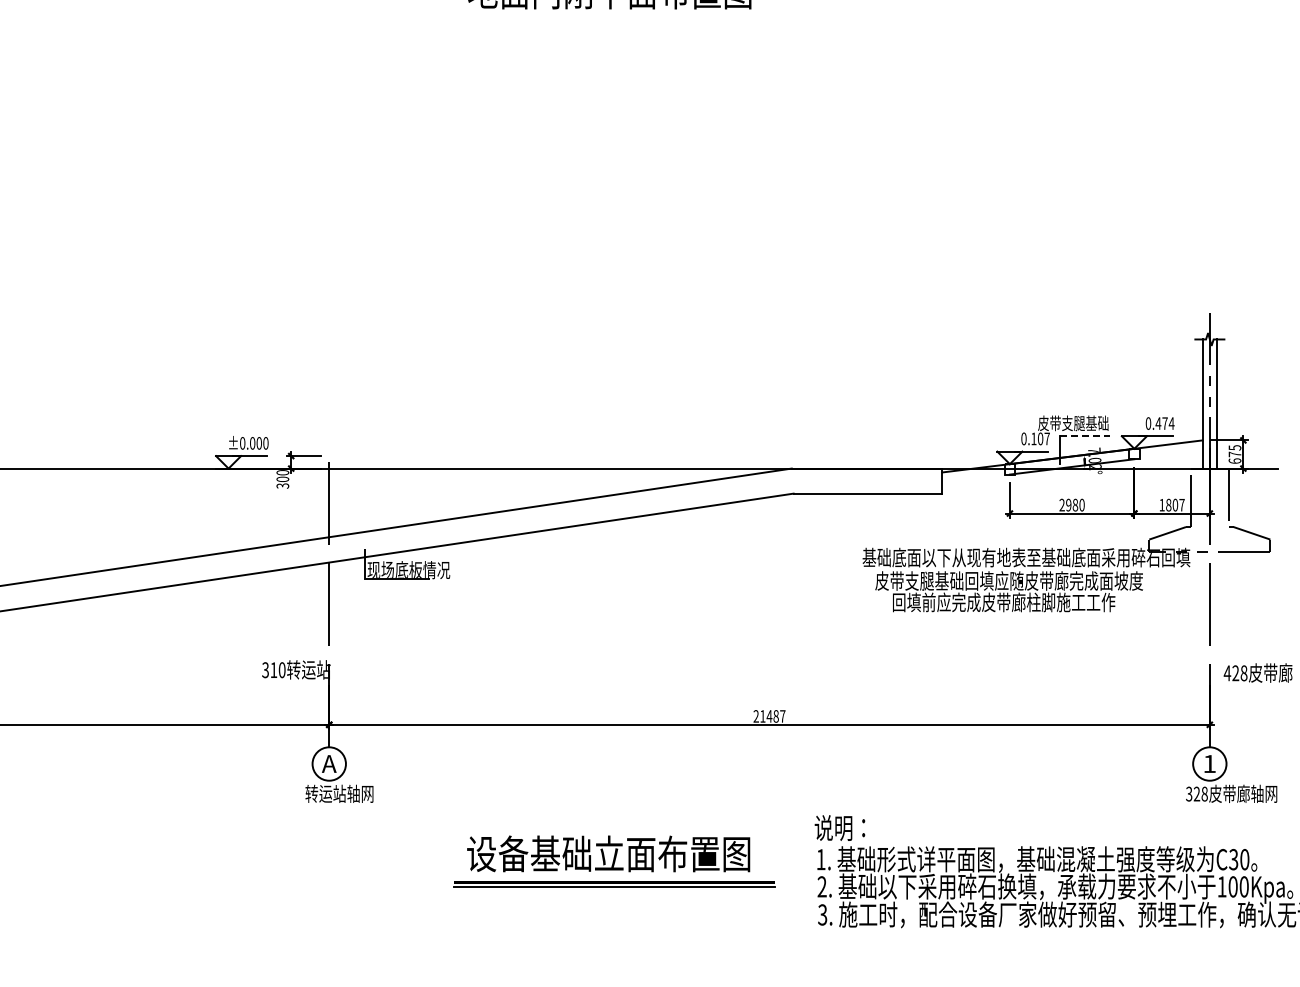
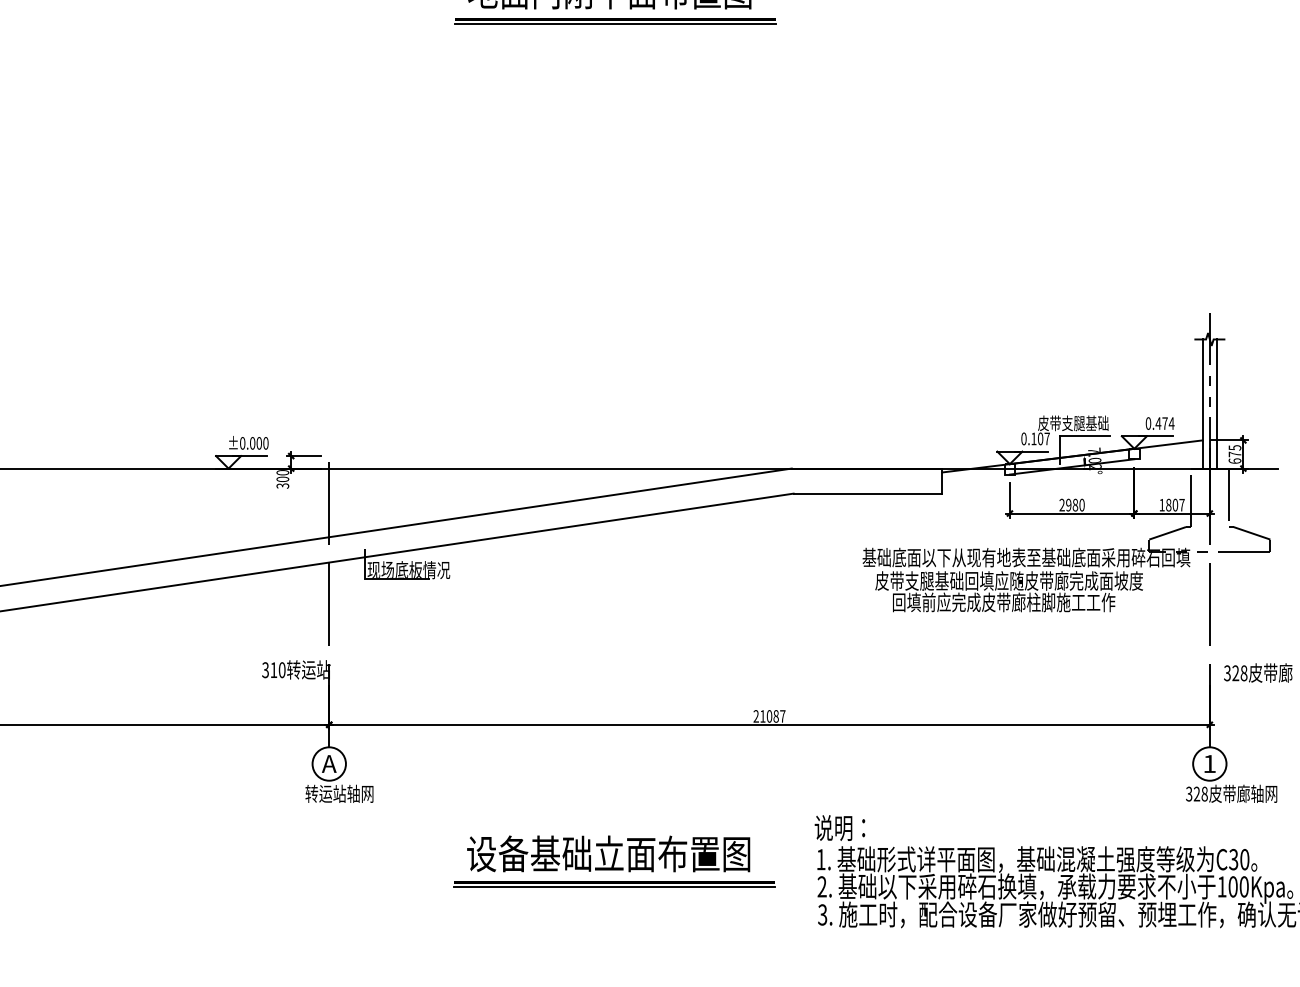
part: none -> present (615, 21)
line: dashed -> solid (1084, 436)
text: 428 -> 328 (1227, 673)
text: 21487 -> 21087 (769, 716)
